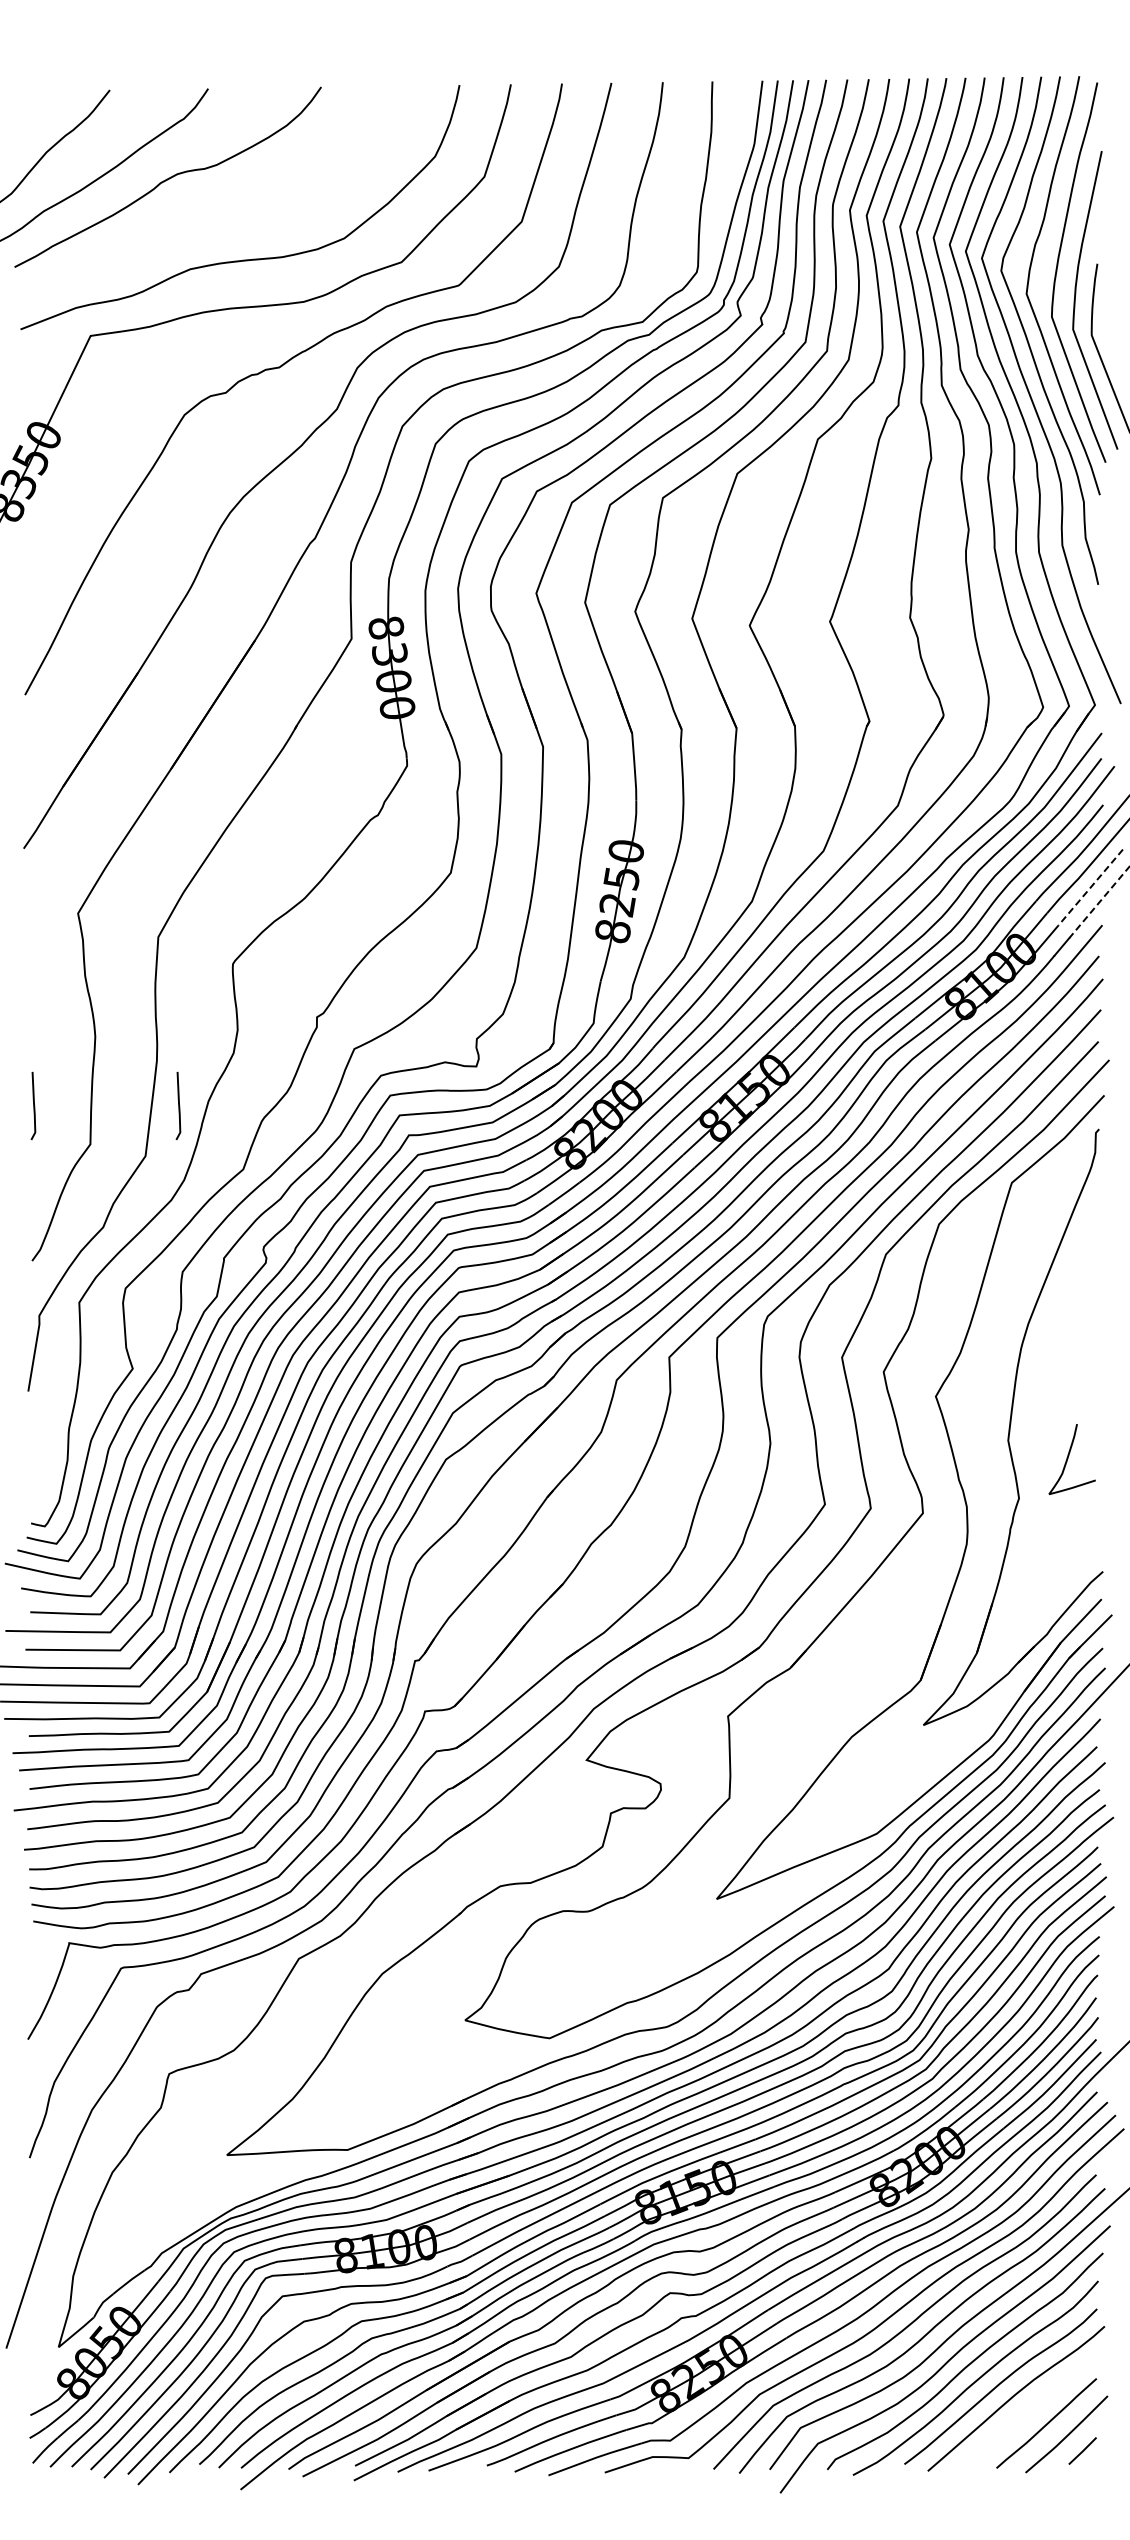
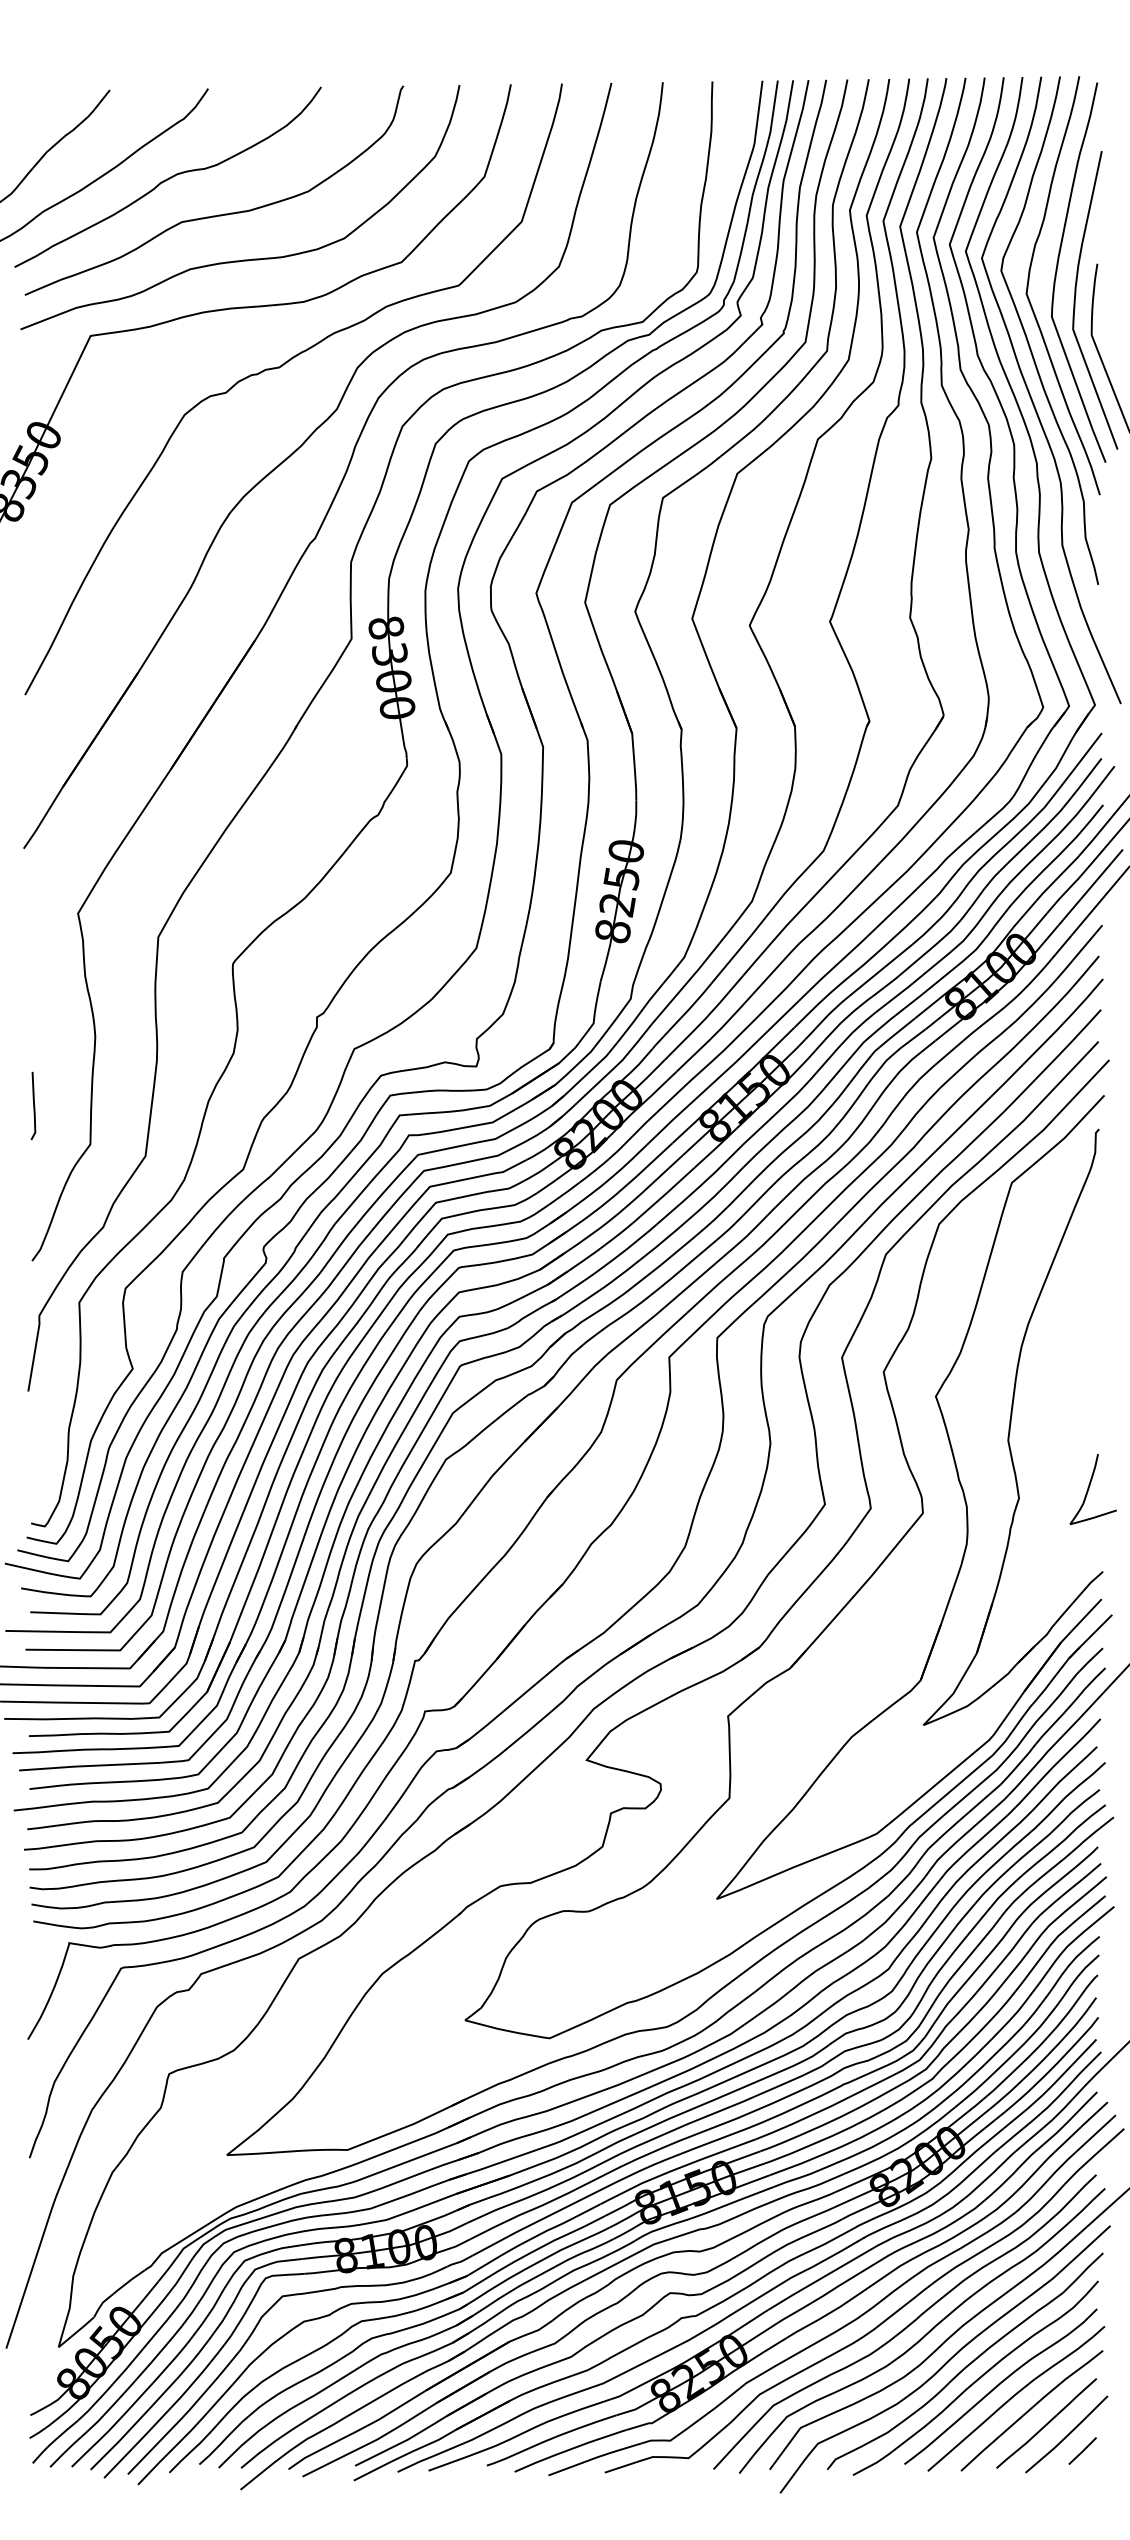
curve: none -> present (218, 214)
line: dashed -> solid (1090, 887)
line: dashed -> solid (1099, 902)
line: present -> none (178, 1105)
curve position: (1068, 1459) -> (1089, 1489) (1089, 1489)
curve: none -> present (1031, 2409)
